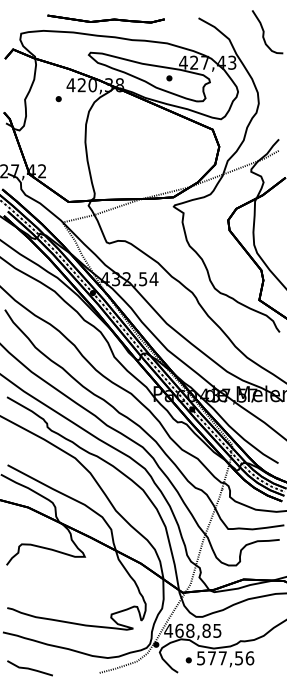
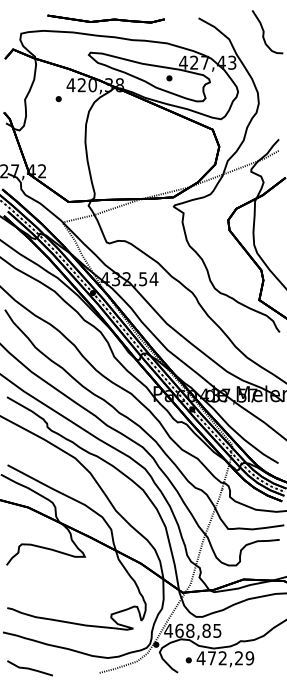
text: 577,56 -> 472,29 (225, 658)
